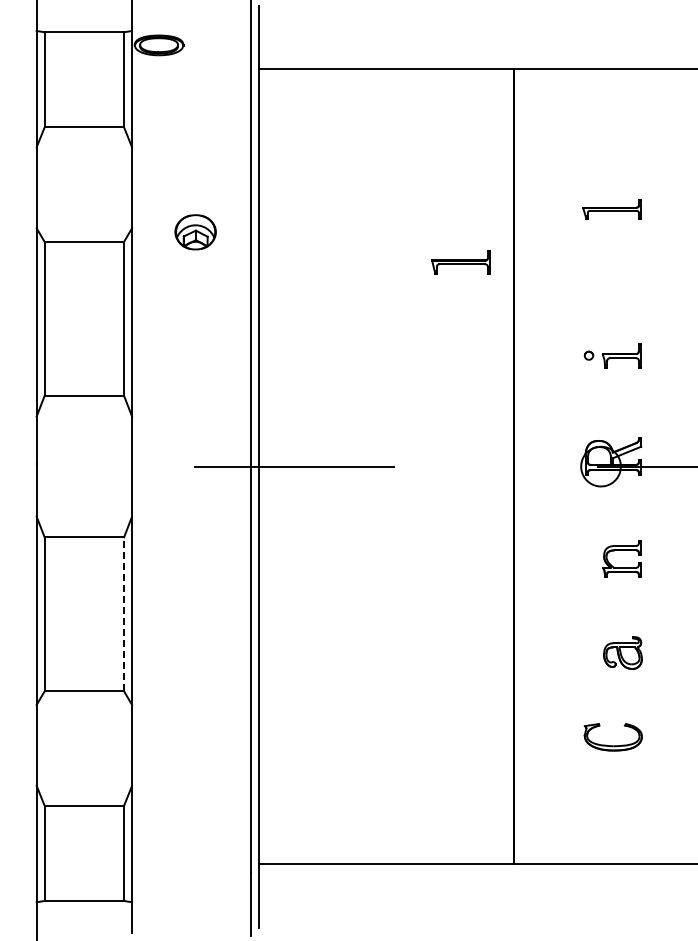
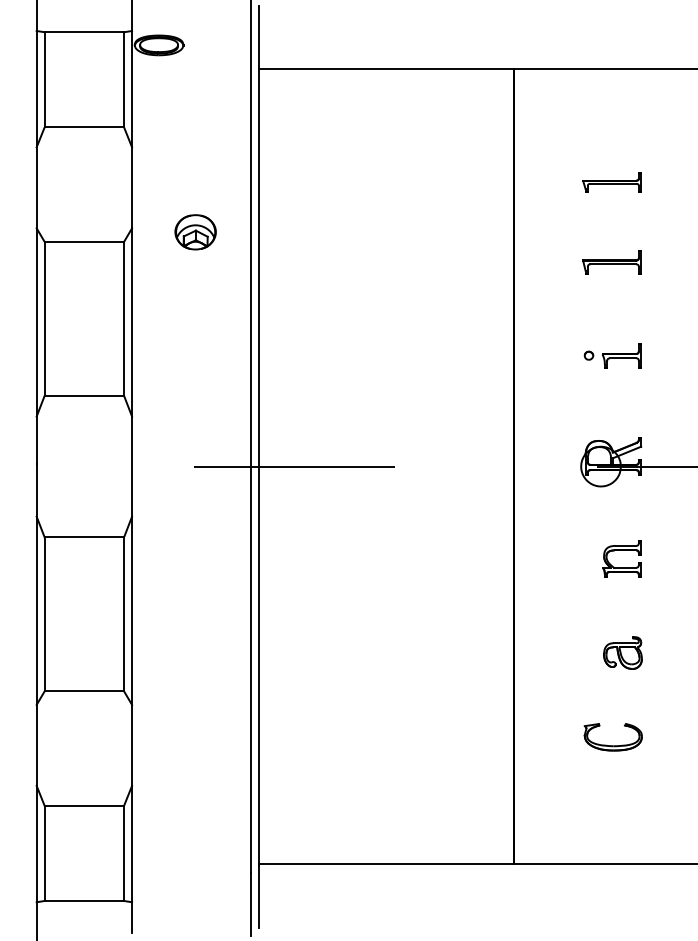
part position: (611, 209) -> (611, 182) (611, 182)
part position: (460, 262) -> (611, 262) (611, 262)
line: dashed -> solid (124, 613)
